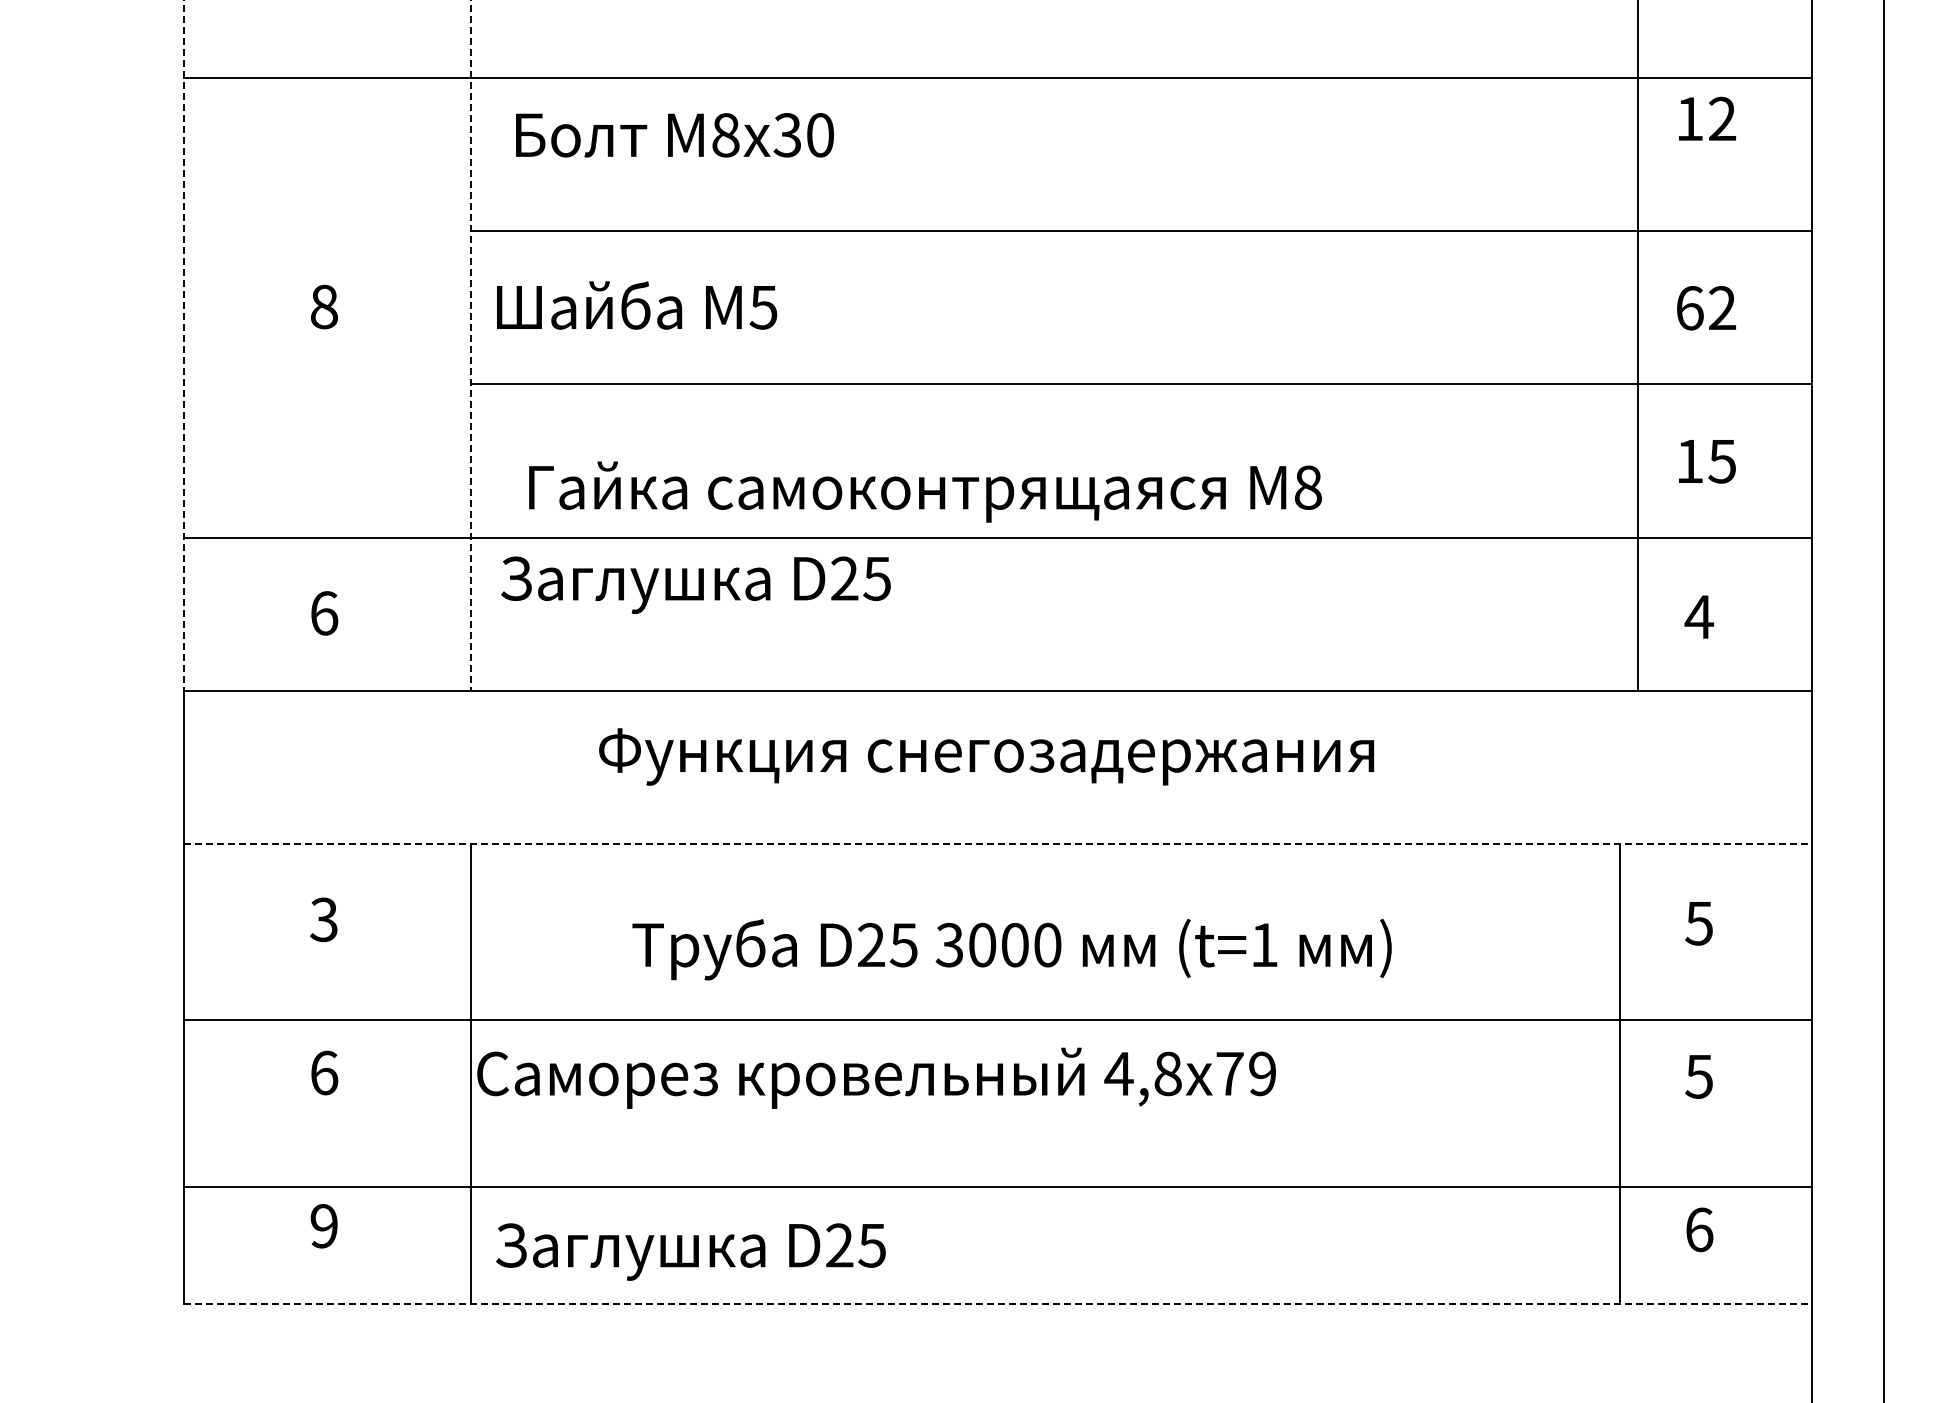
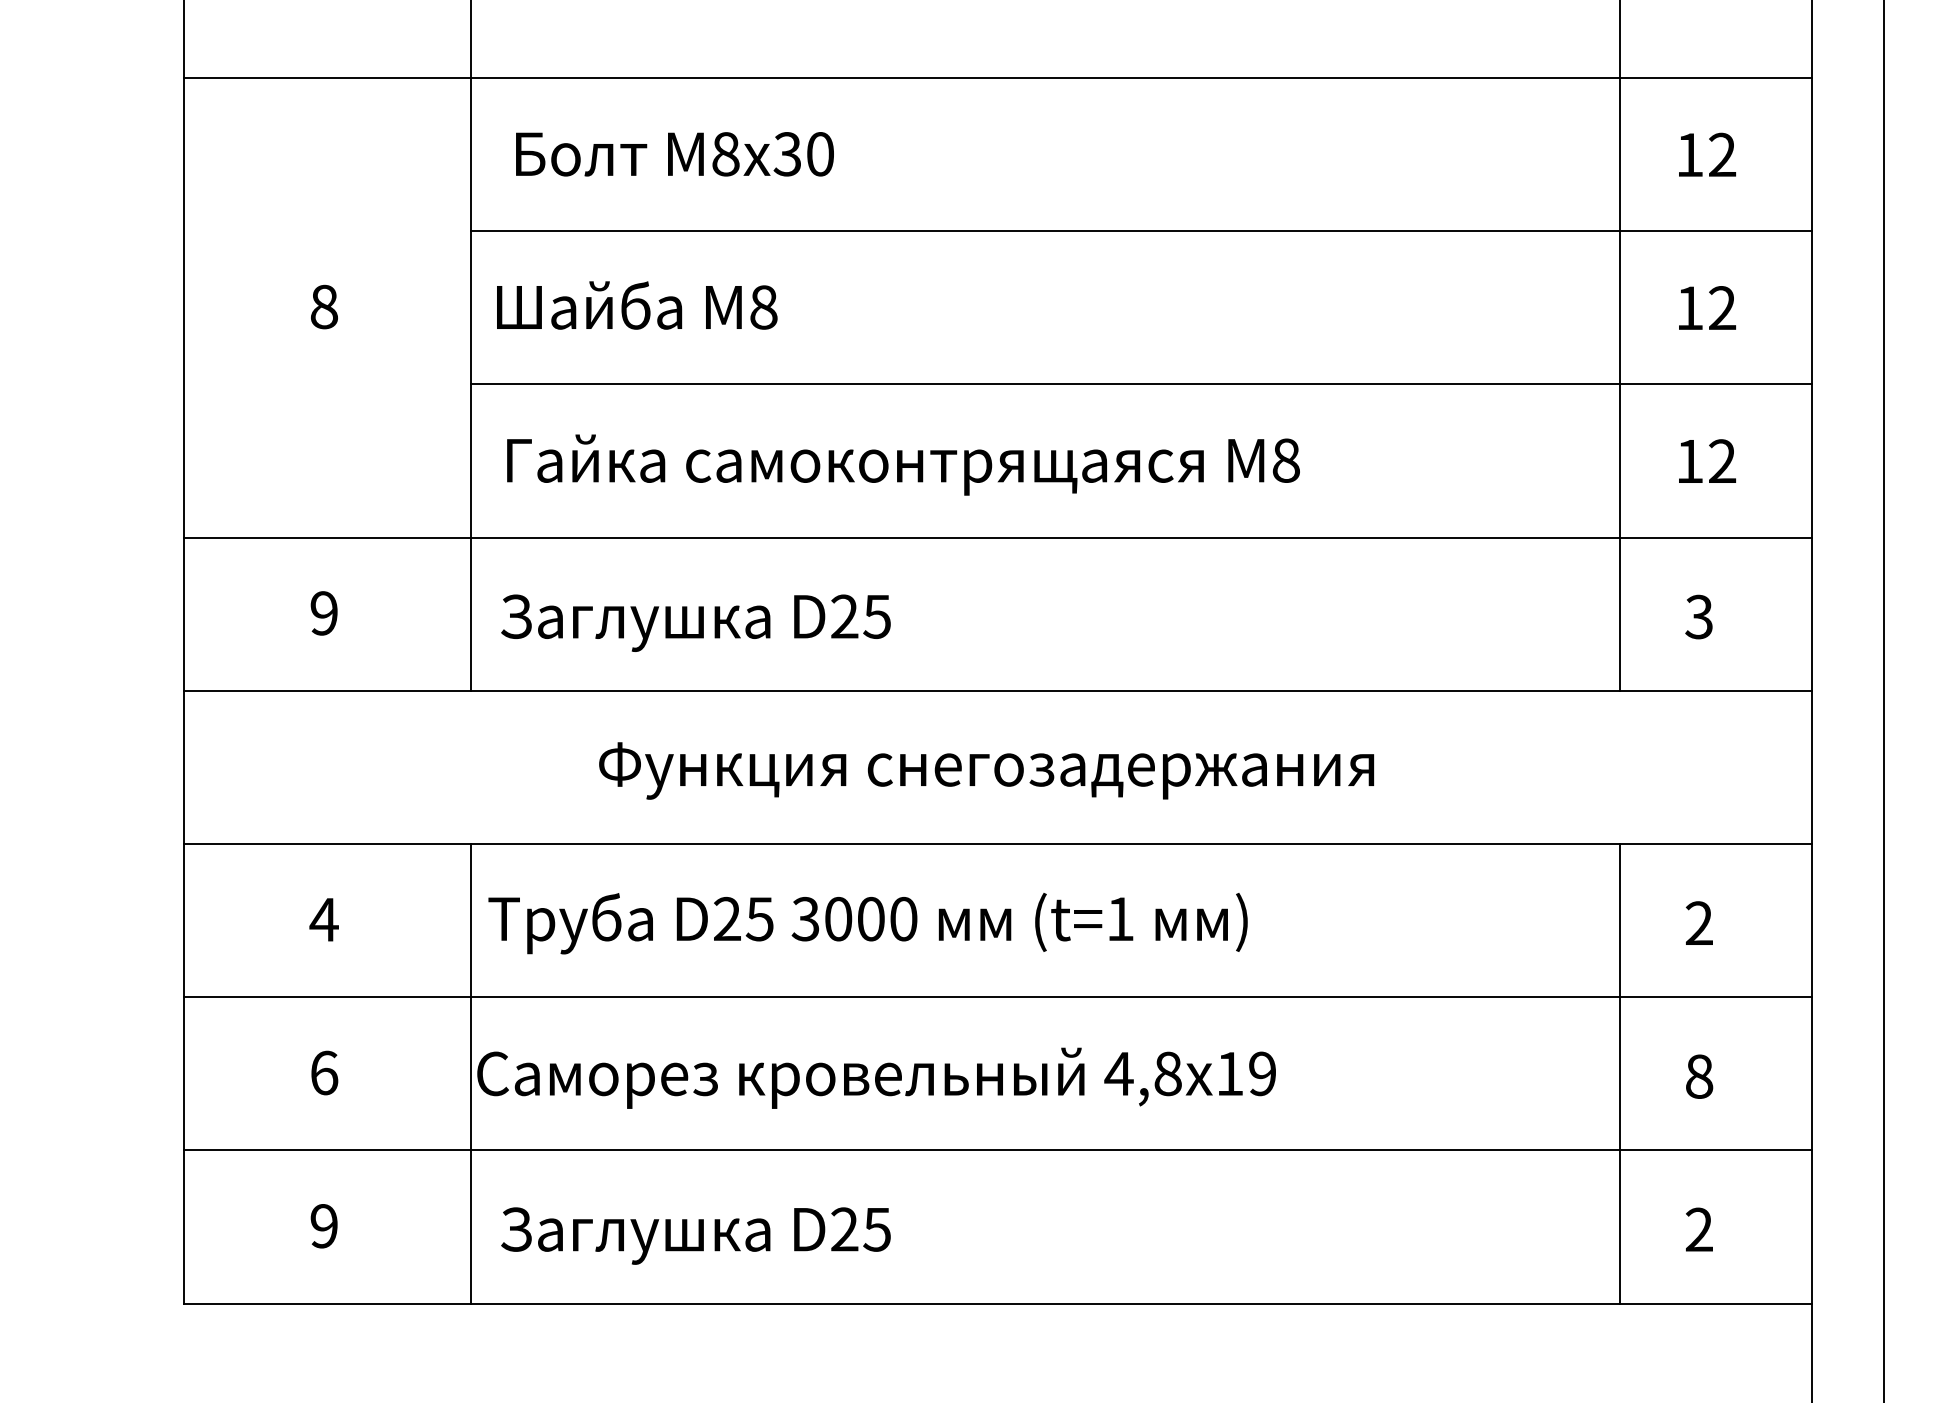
text position: (1707, 118) -> (1707, 154) (1707, 154)
text position: (674, 135) -> (674, 154) (674, 154)
text: 5 -> 8 (763, 307)
text: 62 -> 12 (1690, 308)
line: dashed -> solid (184, 345)
line: dashed -> solid (471, 345)
line position: (1638, 346) -> (1620, 346) (1620, 346)
text: 15 -> 12 (1722, 461)
text position: (925, 491) -> (903, 464) (903, 464)
text position: (695, 584) -> (695, 622) (695, 622)
text: 6 -> 9 (324, 613)
text: 4 -> 3 (1699, 616)
text position: (986, 756) -> (986, 770) (986, 770)
line: dashed -> solid (998, 843)
text: 3 -> 4 (323, 919)
text: 5 -> 2 (1698, 923)
text position: (1011, 949) -> (867, 923) (867, 923)
line position: (997, 1020) -> (997, 997) (997, 997)
text: 79 -> 19 (1229, 1073)
text: 5 -> 8 (1699, 1076)
line position: (997, 1187) -> (997, 1150) (997, 1150)
text: 6 -> 2 (1699, 1229)
text position: (690, 1251) -> (695, 1235) (695, 1235)
line: dashed -> solid (998, 1303)
